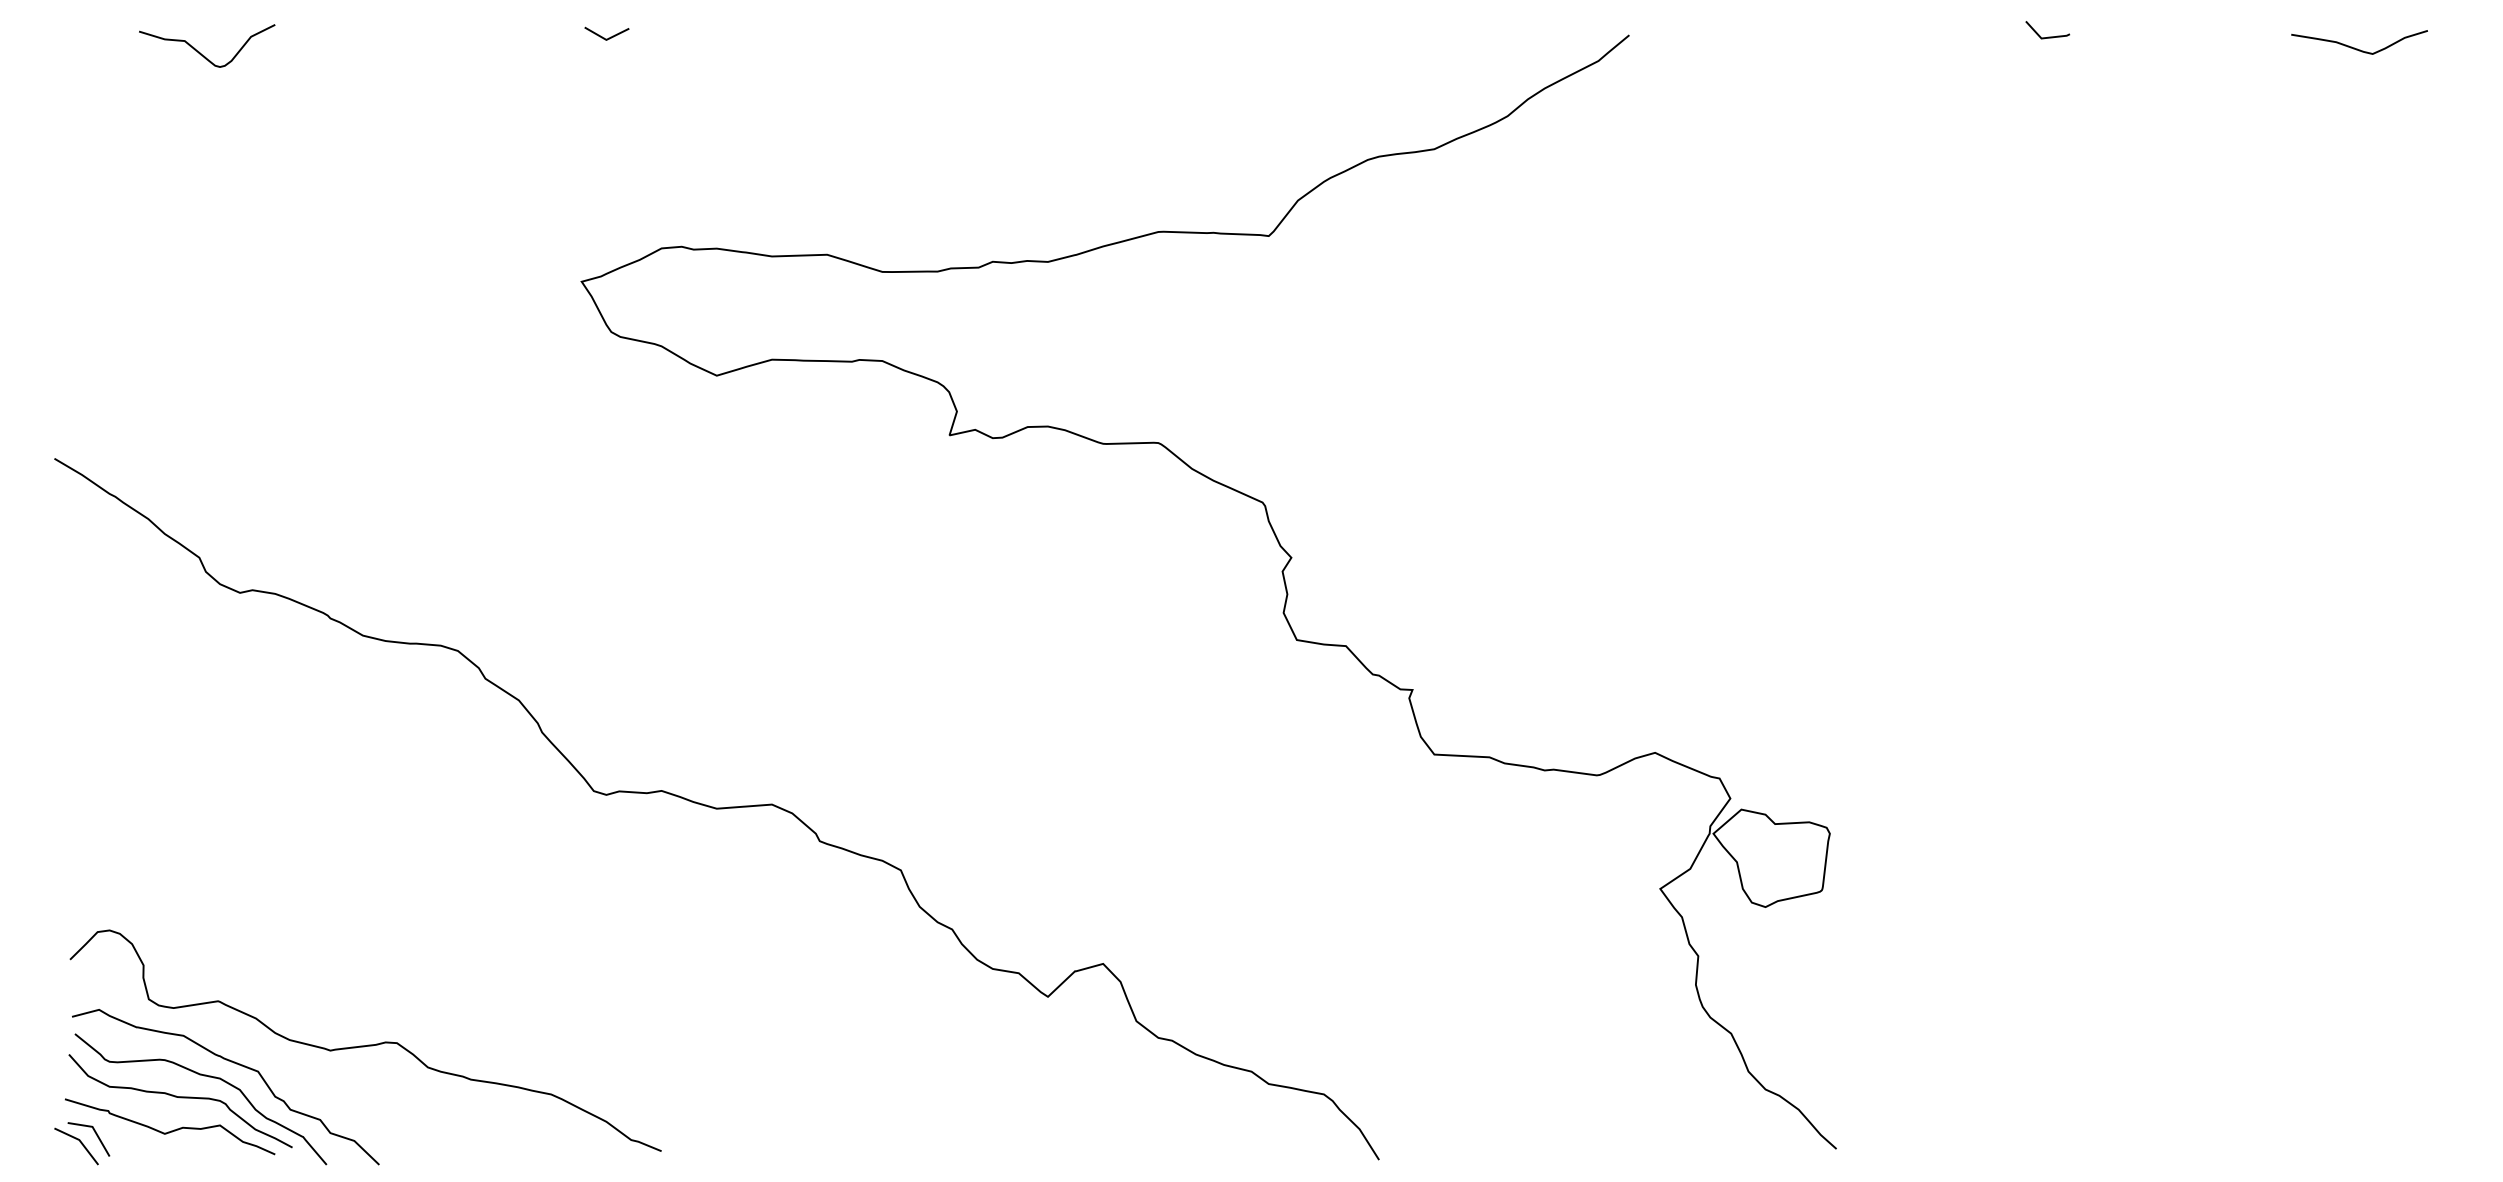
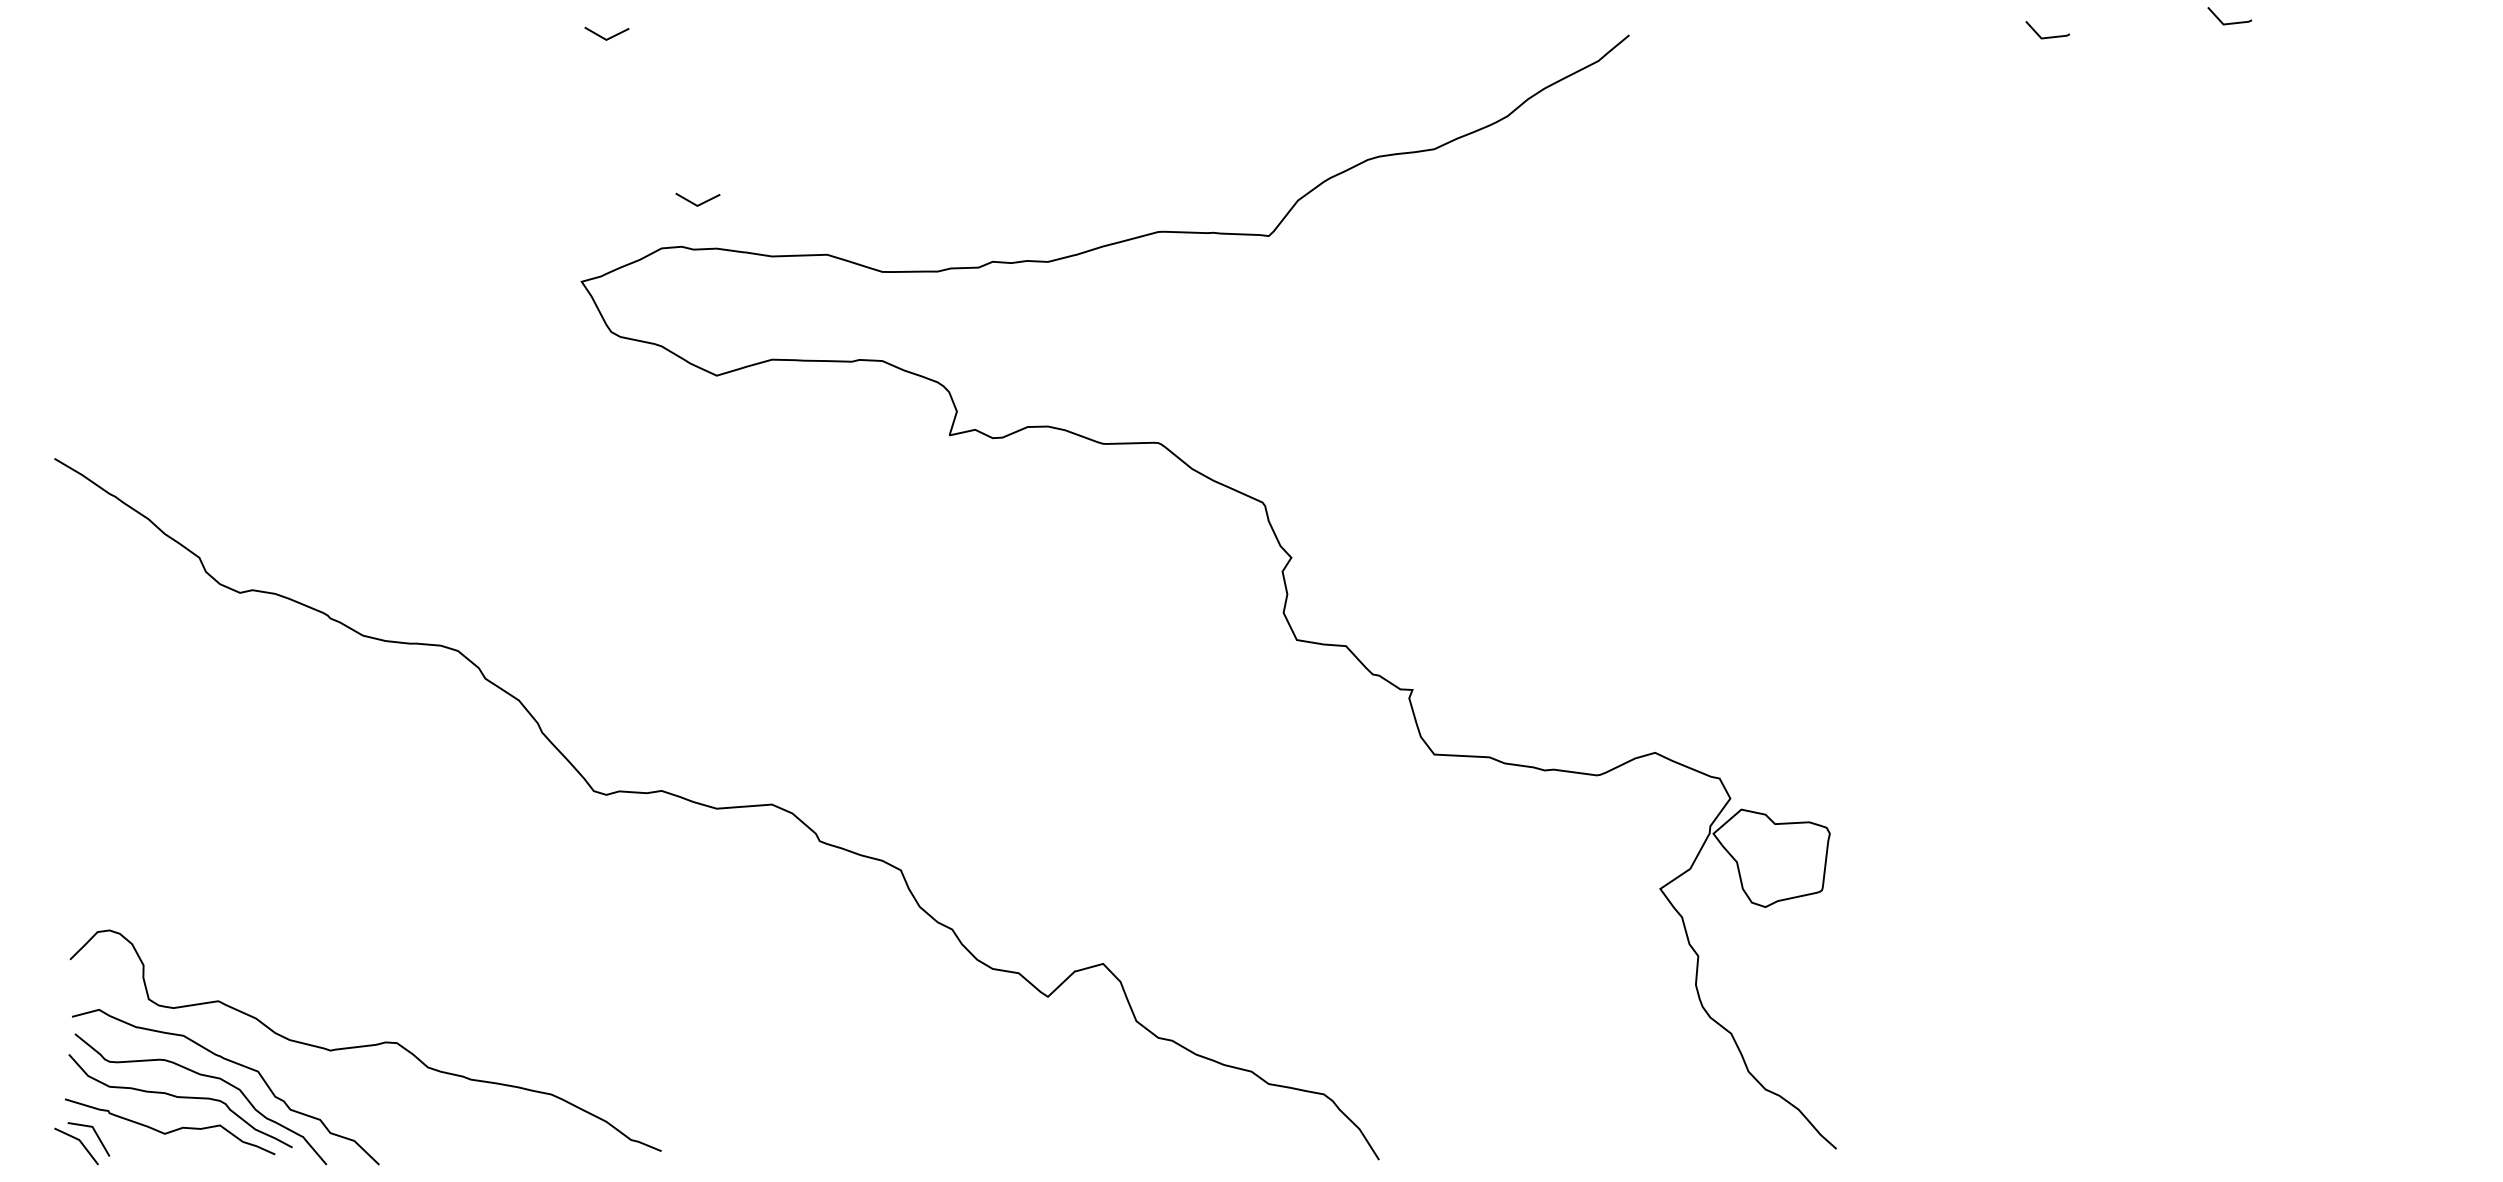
line: none -> present (2230, 22)
curve: present -> none (2357, 48)
curve: present -> none (200, 52)
line: none -> present (695, 203)
